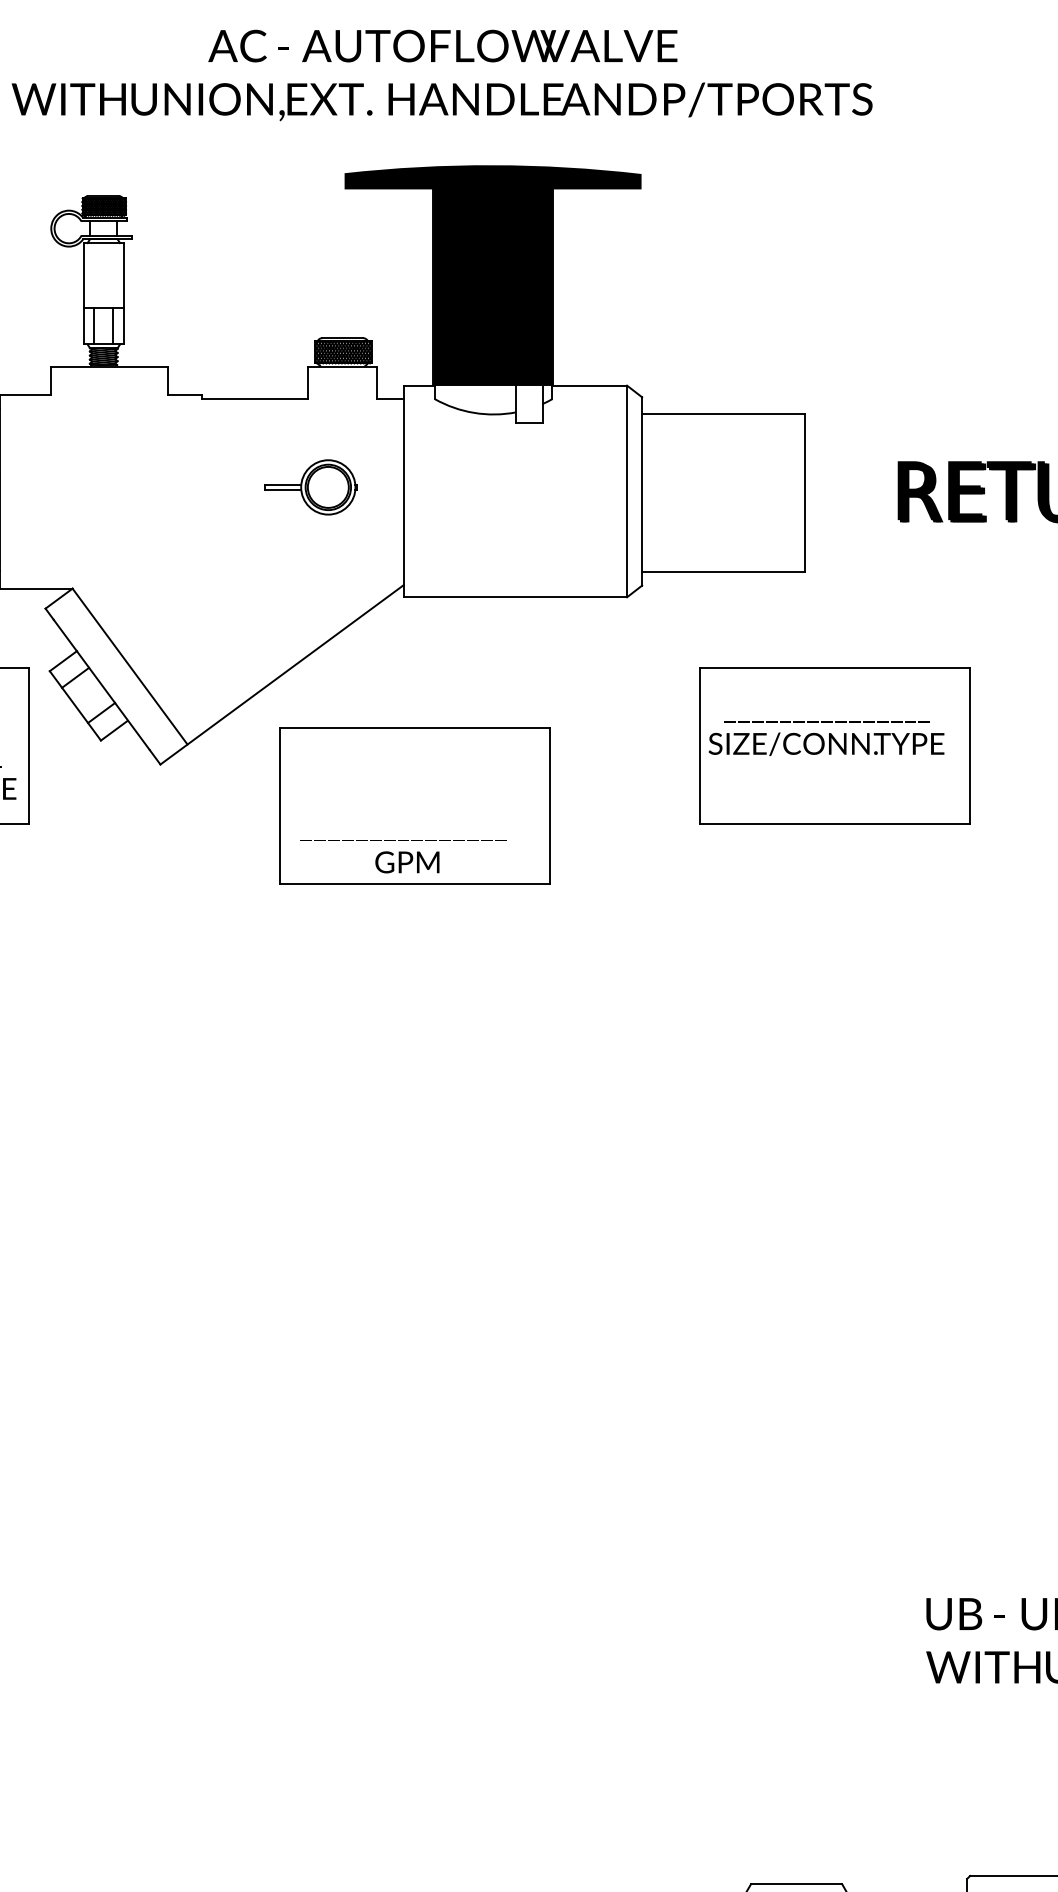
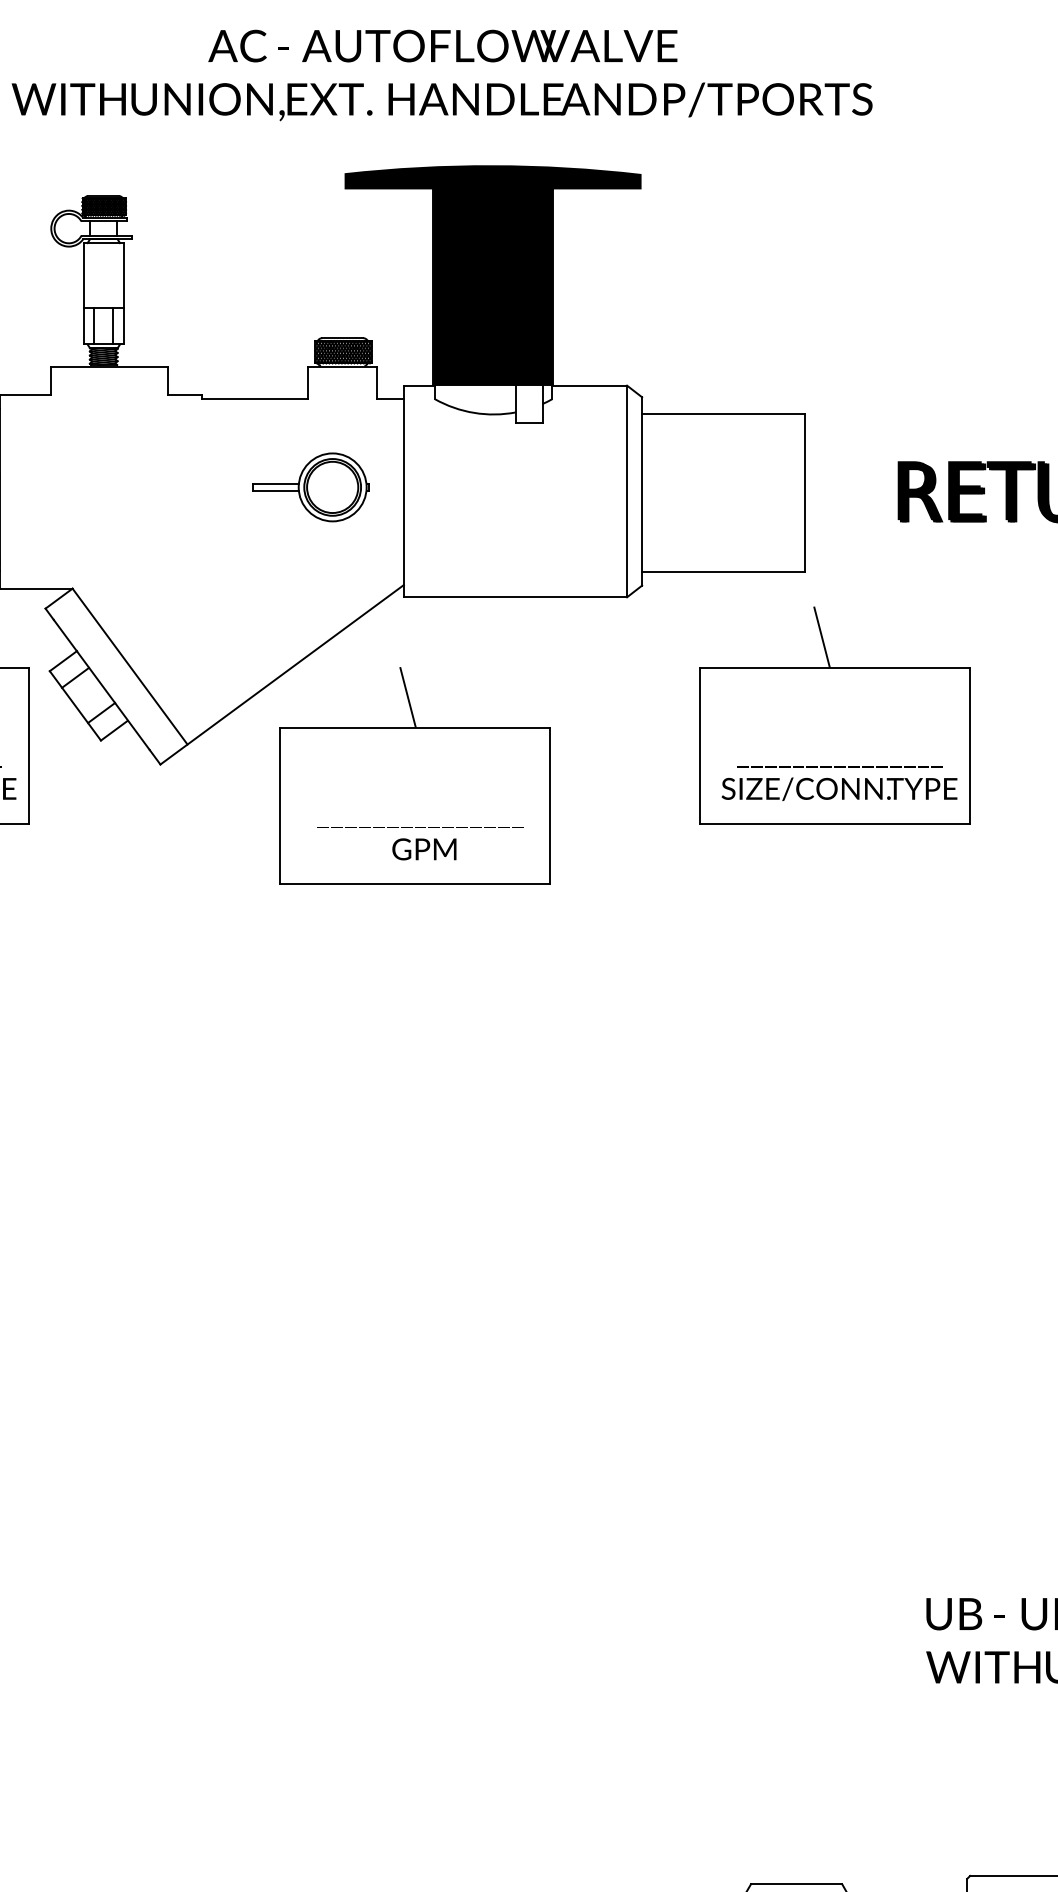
part size: 94x57 px -> 118x71 px (310, 487)
line: none -> present (821, 636)
line: none -> present (407, 697)
text position: (826, 738) -> (839, 783) (839, 783)
text position: (403, 856) -> (420, 843) (420, 843)
